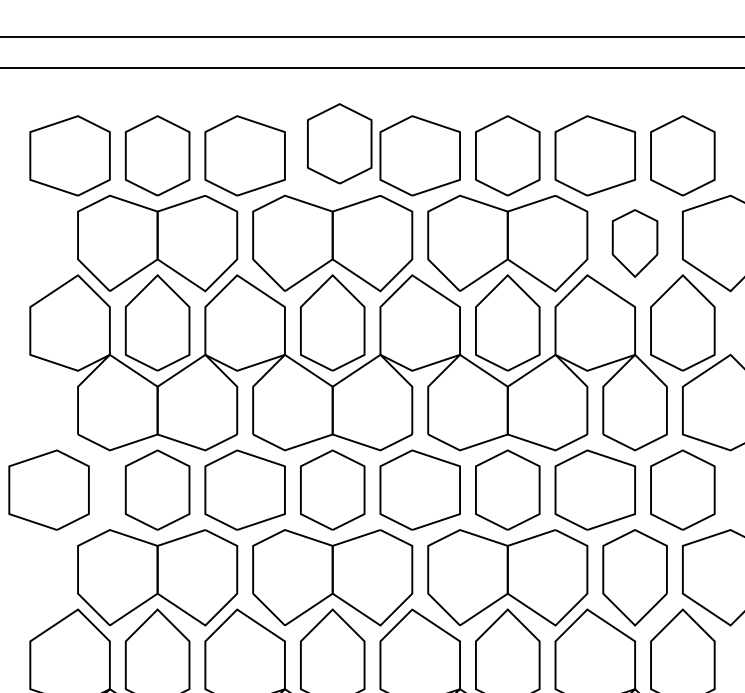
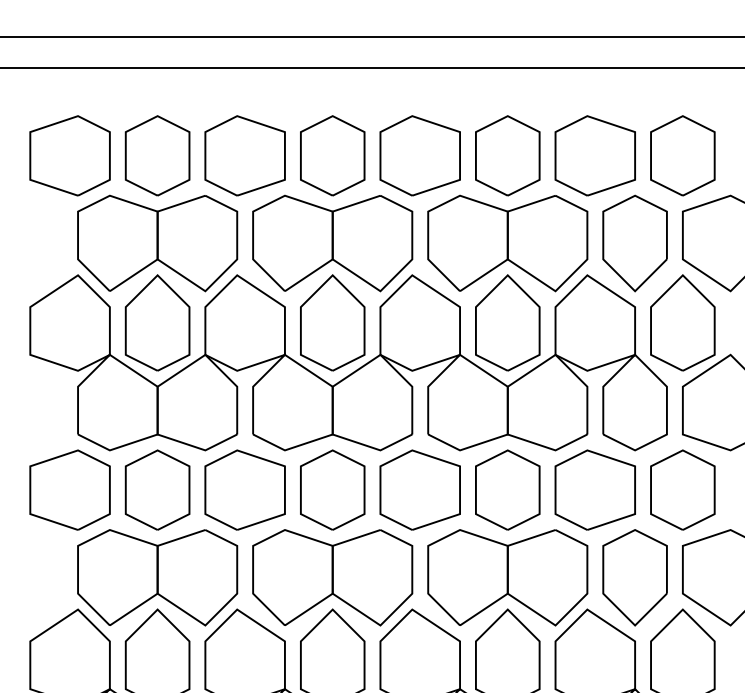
part position: (339, 143) -> (332, 155) (332, 155)
part size: 48x69 px -> 66x99 px (634, 243)
part position: (48, 489) -> (69, 489) (69, 489)
